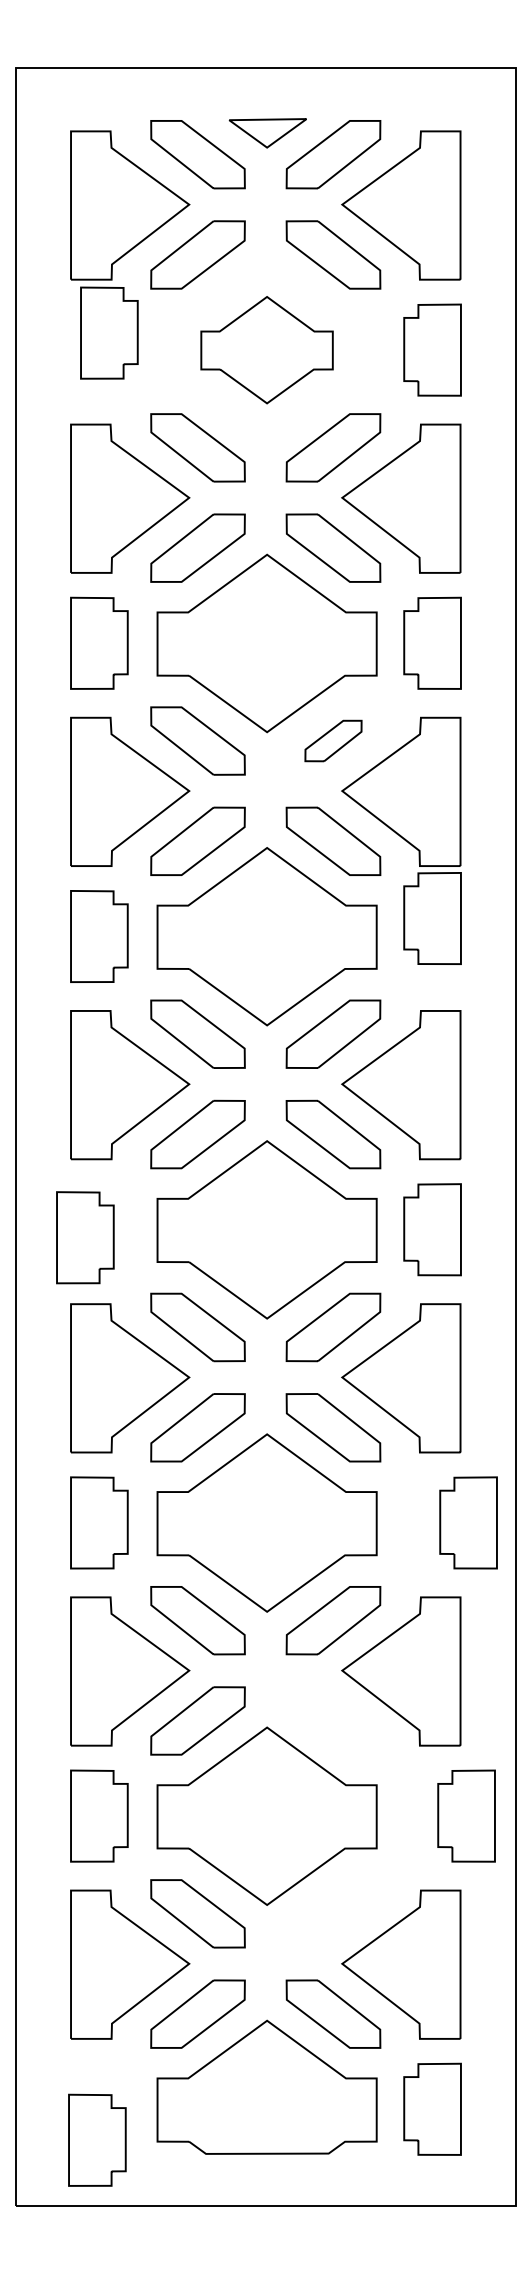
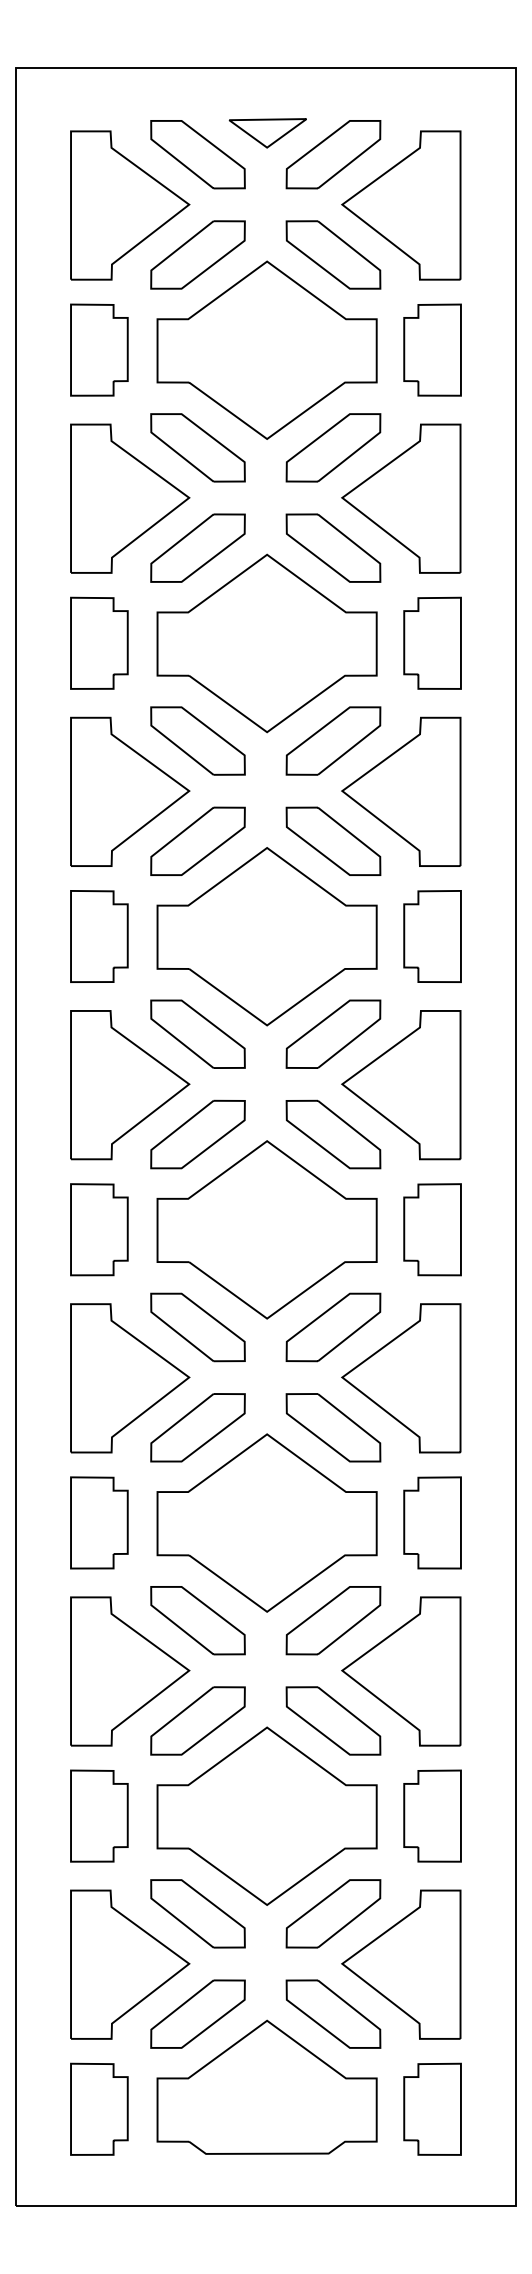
part position: (109, 332) -> (99, 349) (99, 349)
part size: 134x109 px -> 222x180 px (266, 349)
part size: 59x44 px -> 97x70 px (333, 740)
part position: (432, 918) -> (432, 936) (432, 936)
part position: (85, 1237) -> (99, 1229) (99, 1229)
part position: (468, 1522) -> (432, 1522) (432, 1522)
part: none -> present (333, 1720)
part position: (466, 1815) -> (432, 1815) (432, 1815)
part: none -> present (333, 1913)
part position: (97, 2139) -> (99, 2108) (99, 2108)
